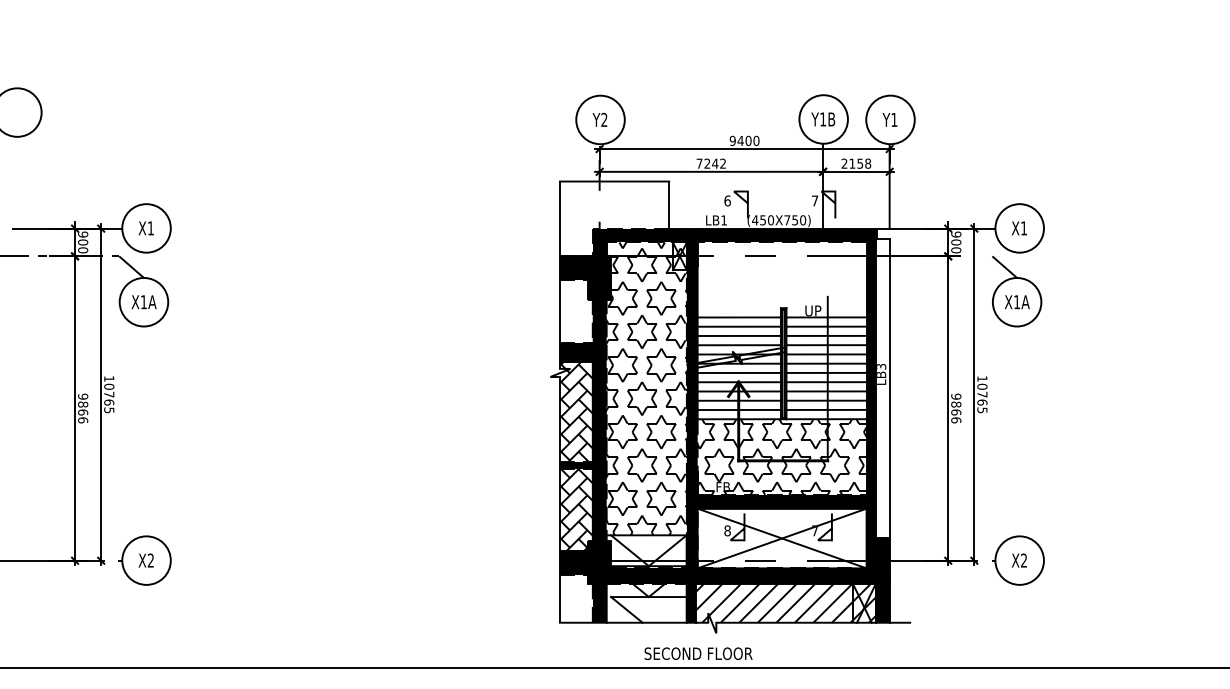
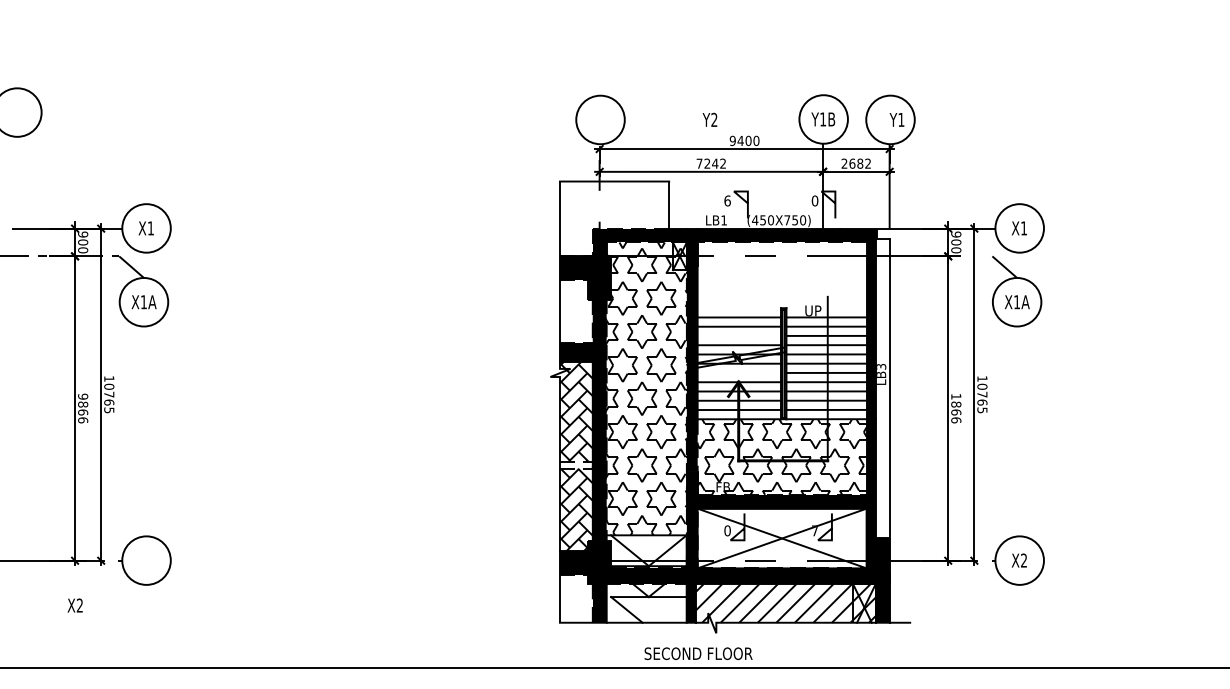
text position: (599, 119) -> (709, 119) (709, 119)
text position: (889, 119) -> (896, 119) (896, 119)
text: 2158 -> 2682 (860, 163)
text: 7 -> 0 (814, 200)
line: present -> none (739, 335)
line: present -> none (739, 372)
text: 9866 -> 1866 (956, 396)
fill: present -> none (575, 464)
text: 8 -> 0 (727, 530)
text position: (145, 560) -> (74, 605) (74, 605)
